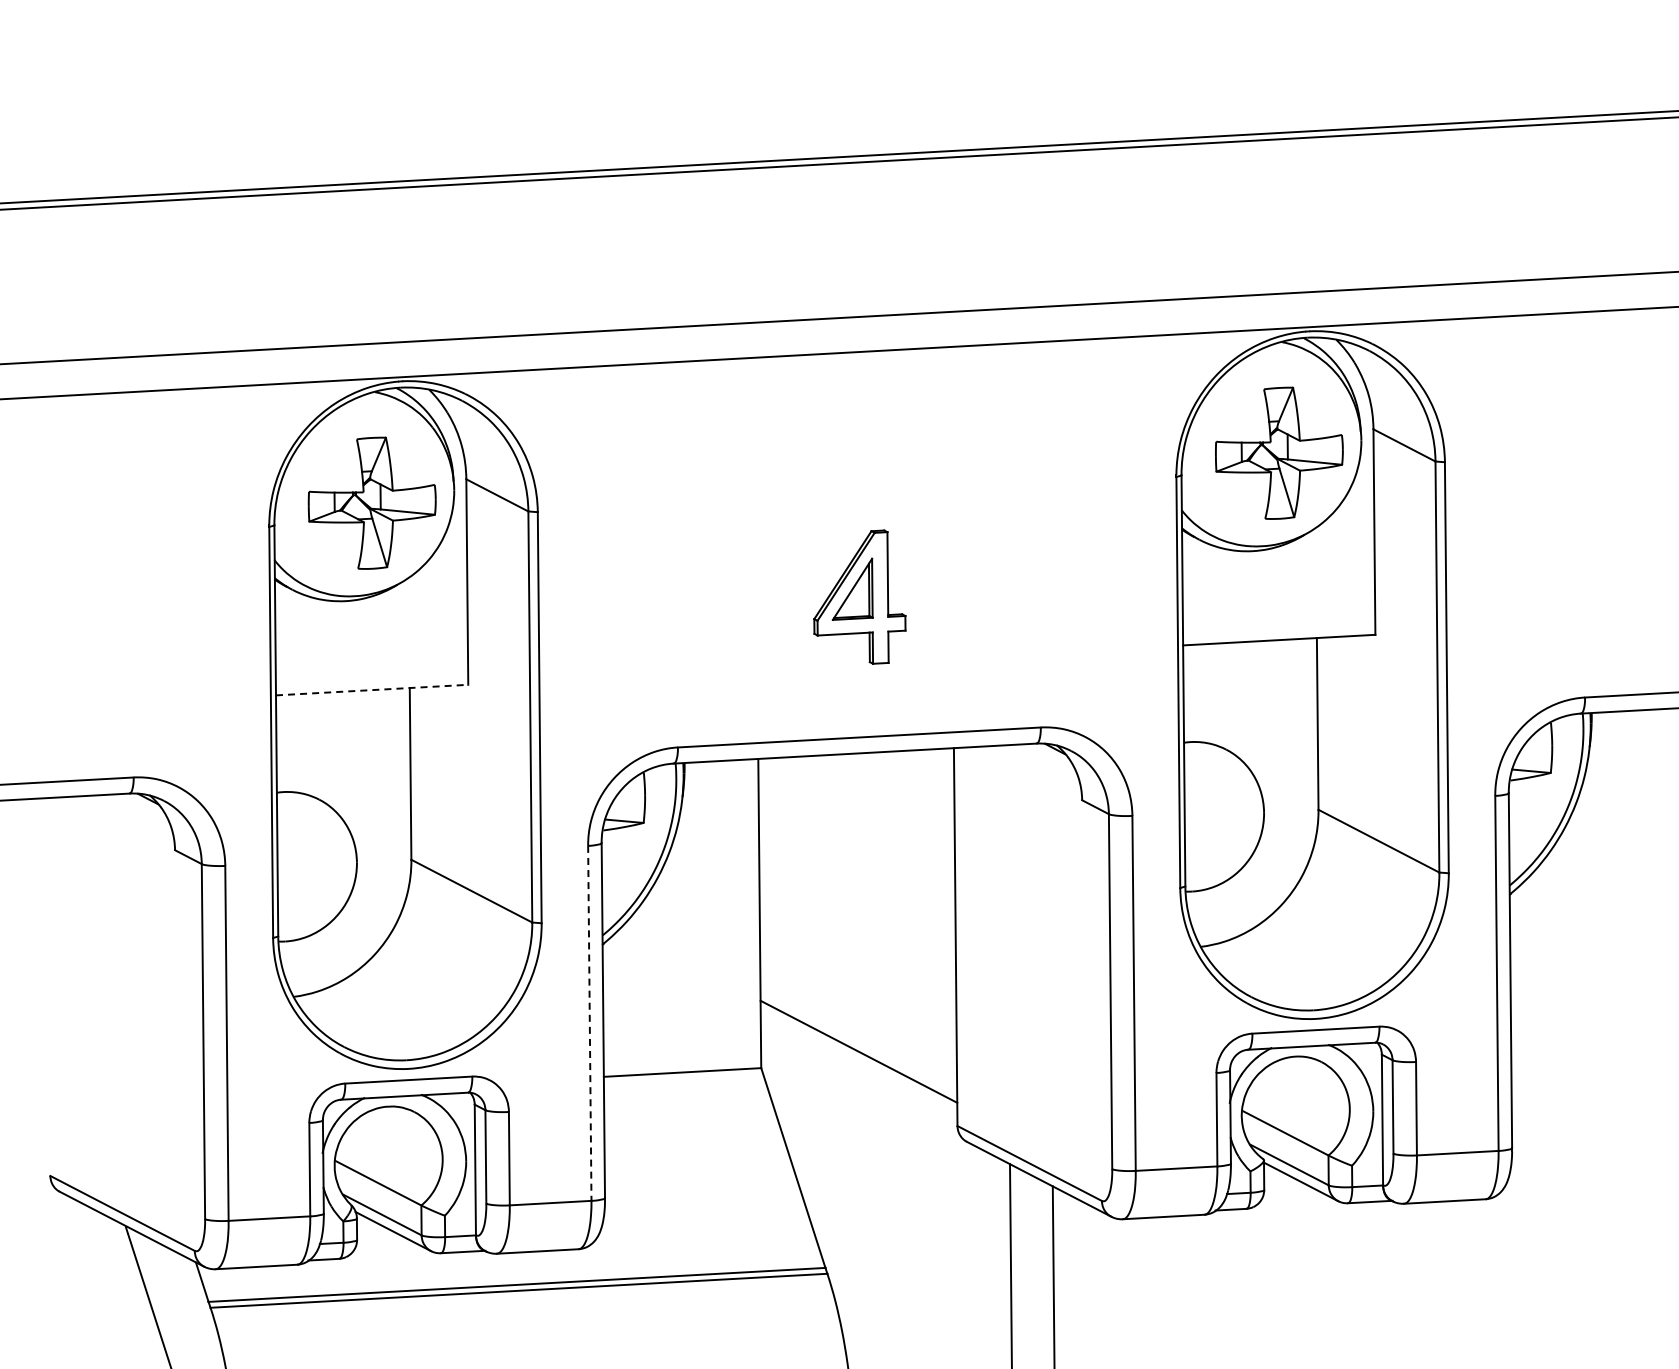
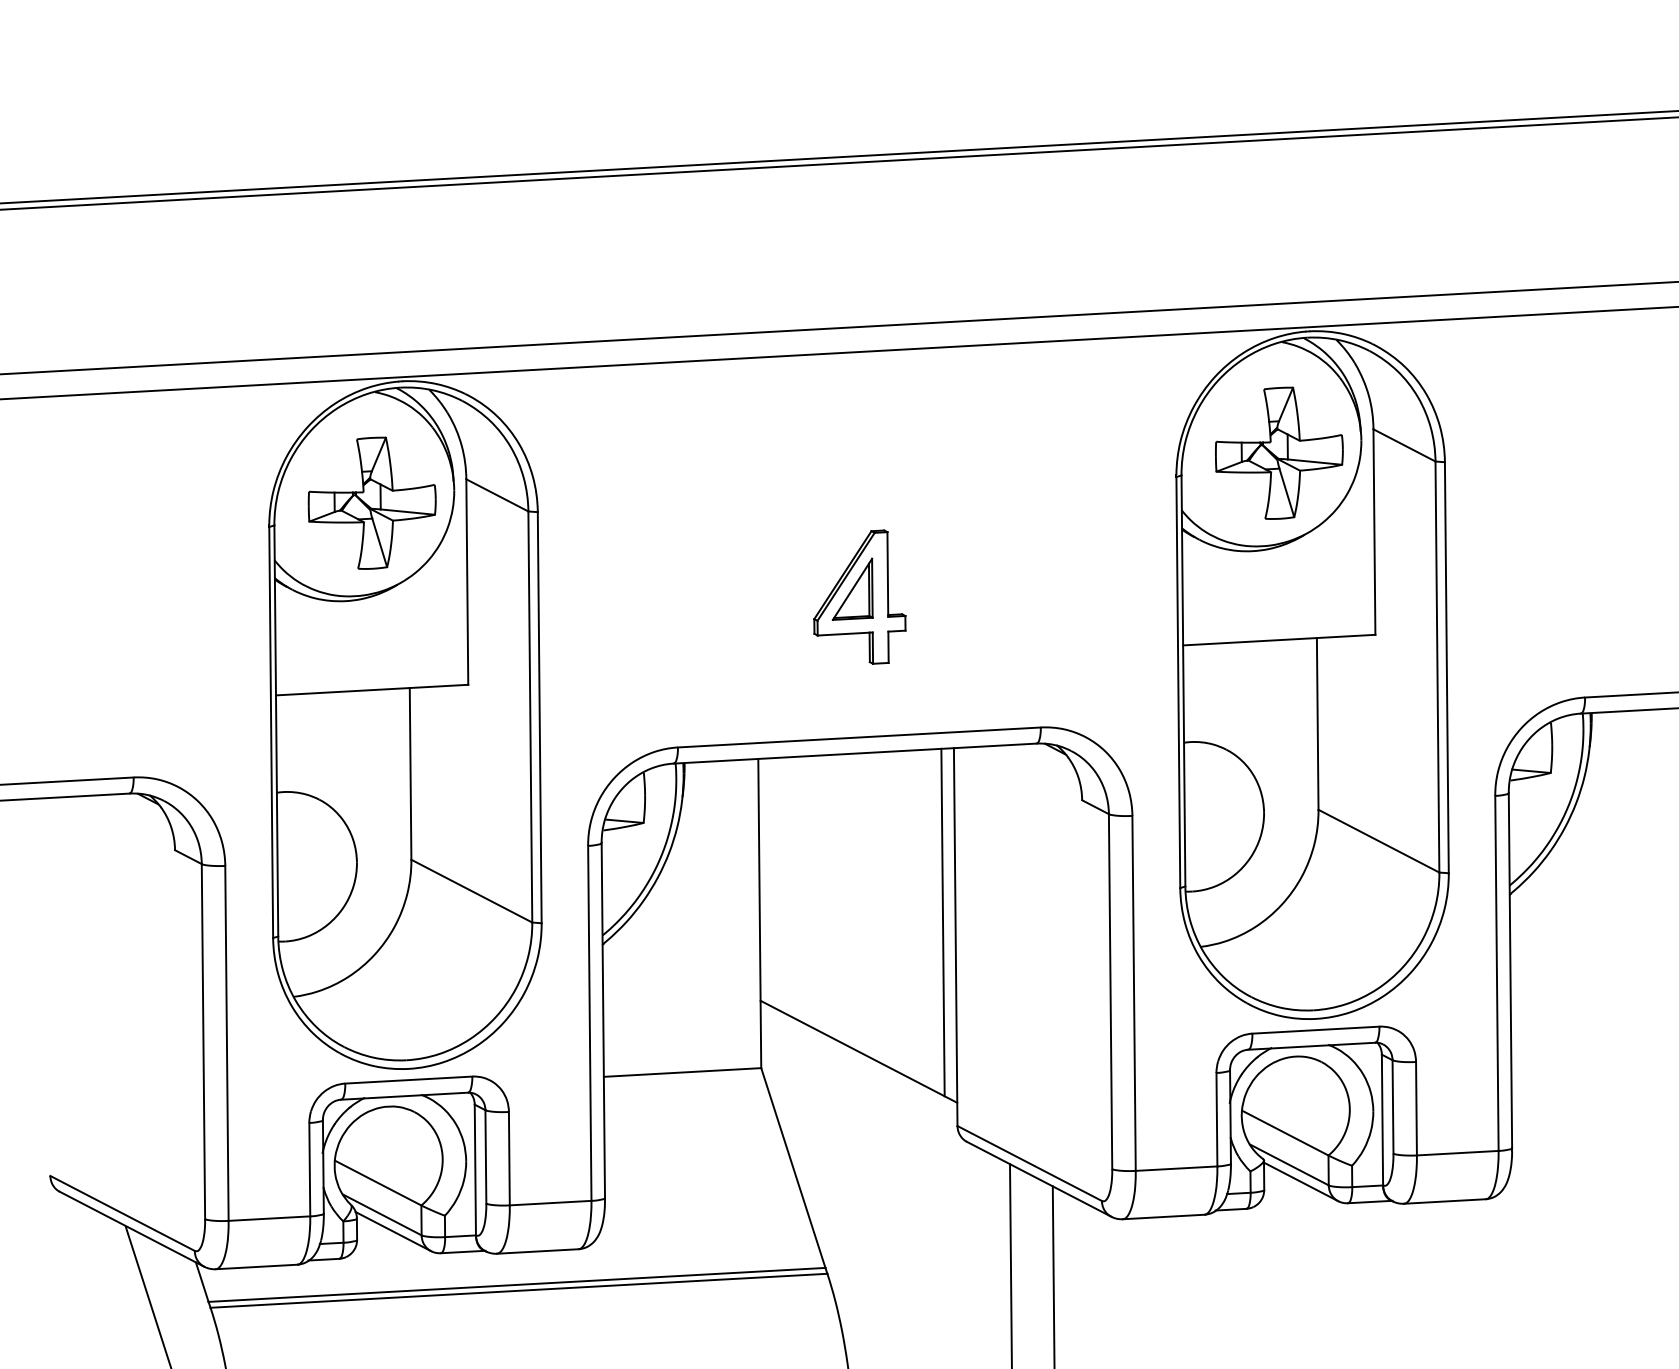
line position: (838, 317) -> (838, 328) (838, 328)
line: dashed -> solid (372, 690)
line: none -> present (942, 922)
line: dashed -> solid (589, 1023)
